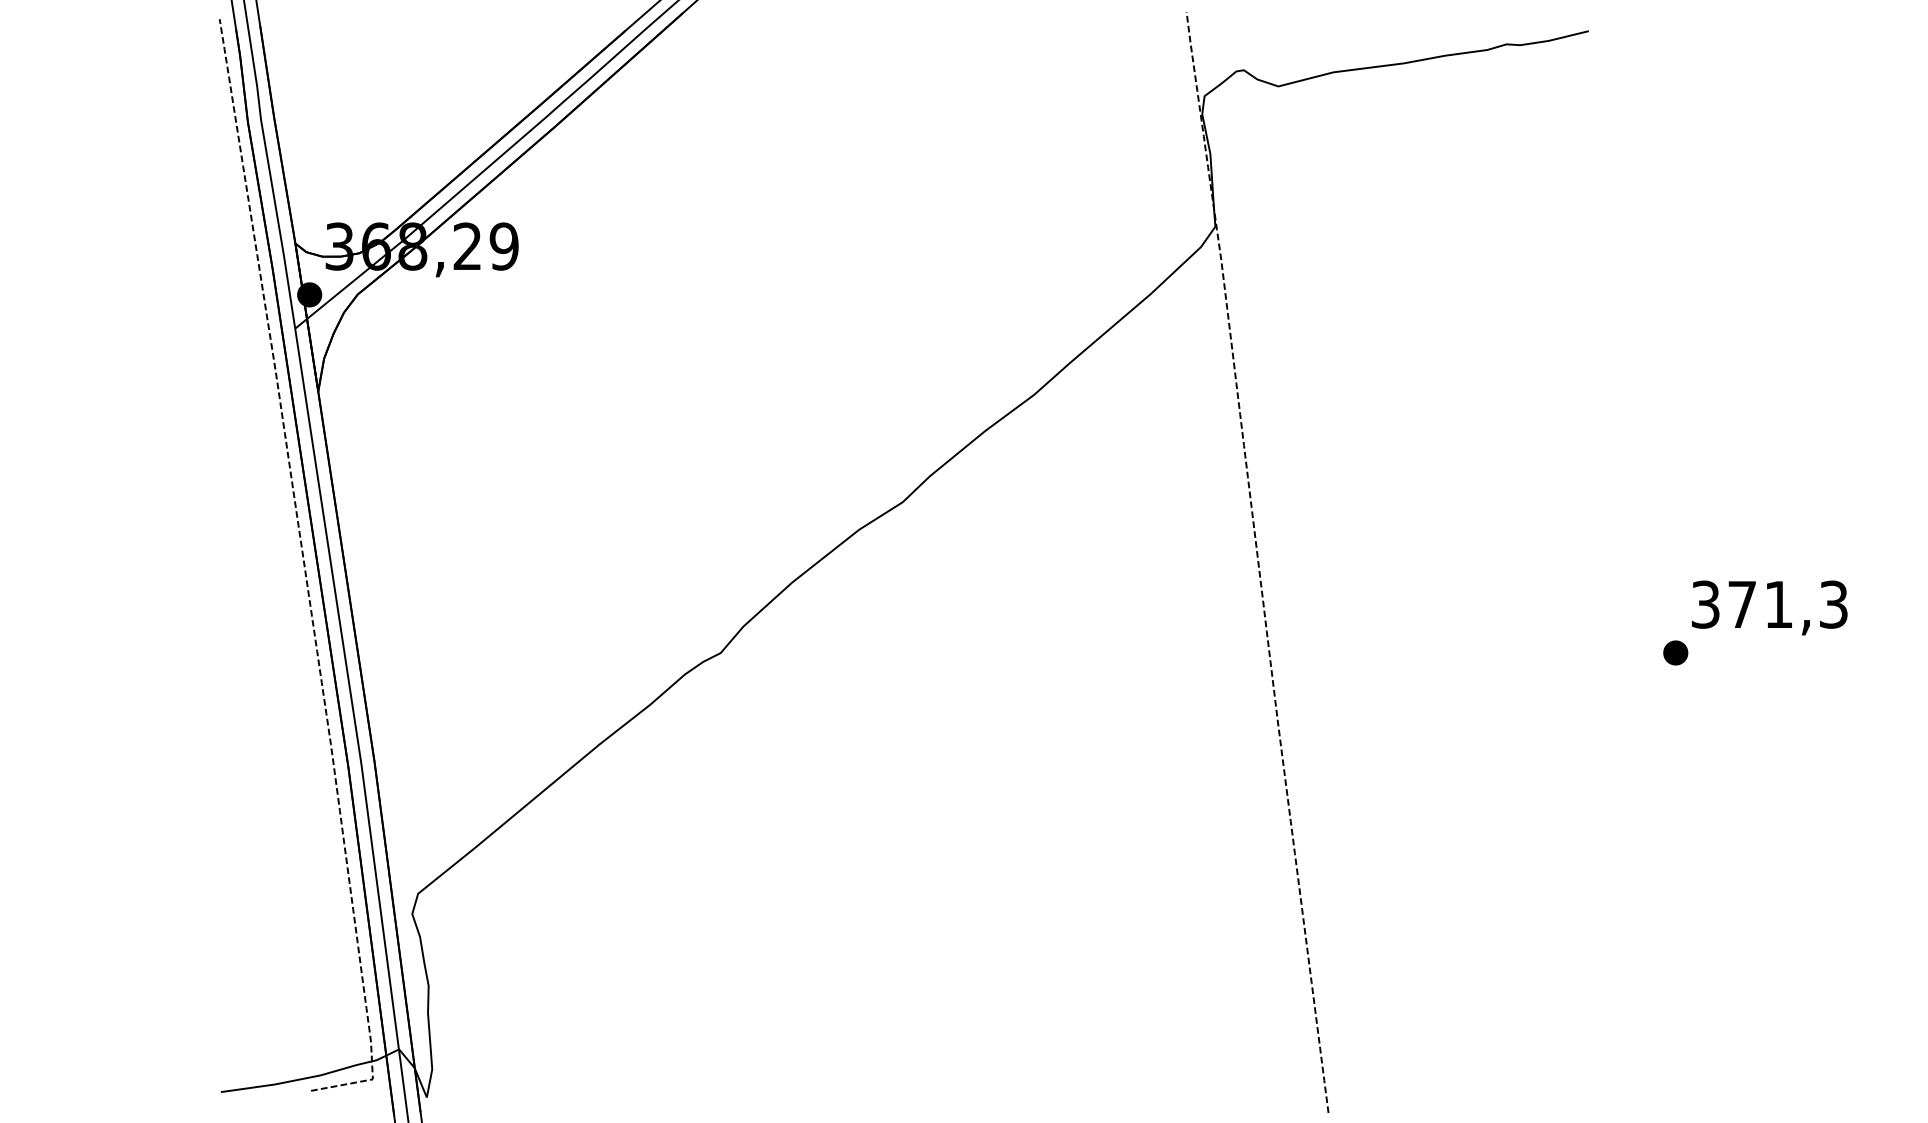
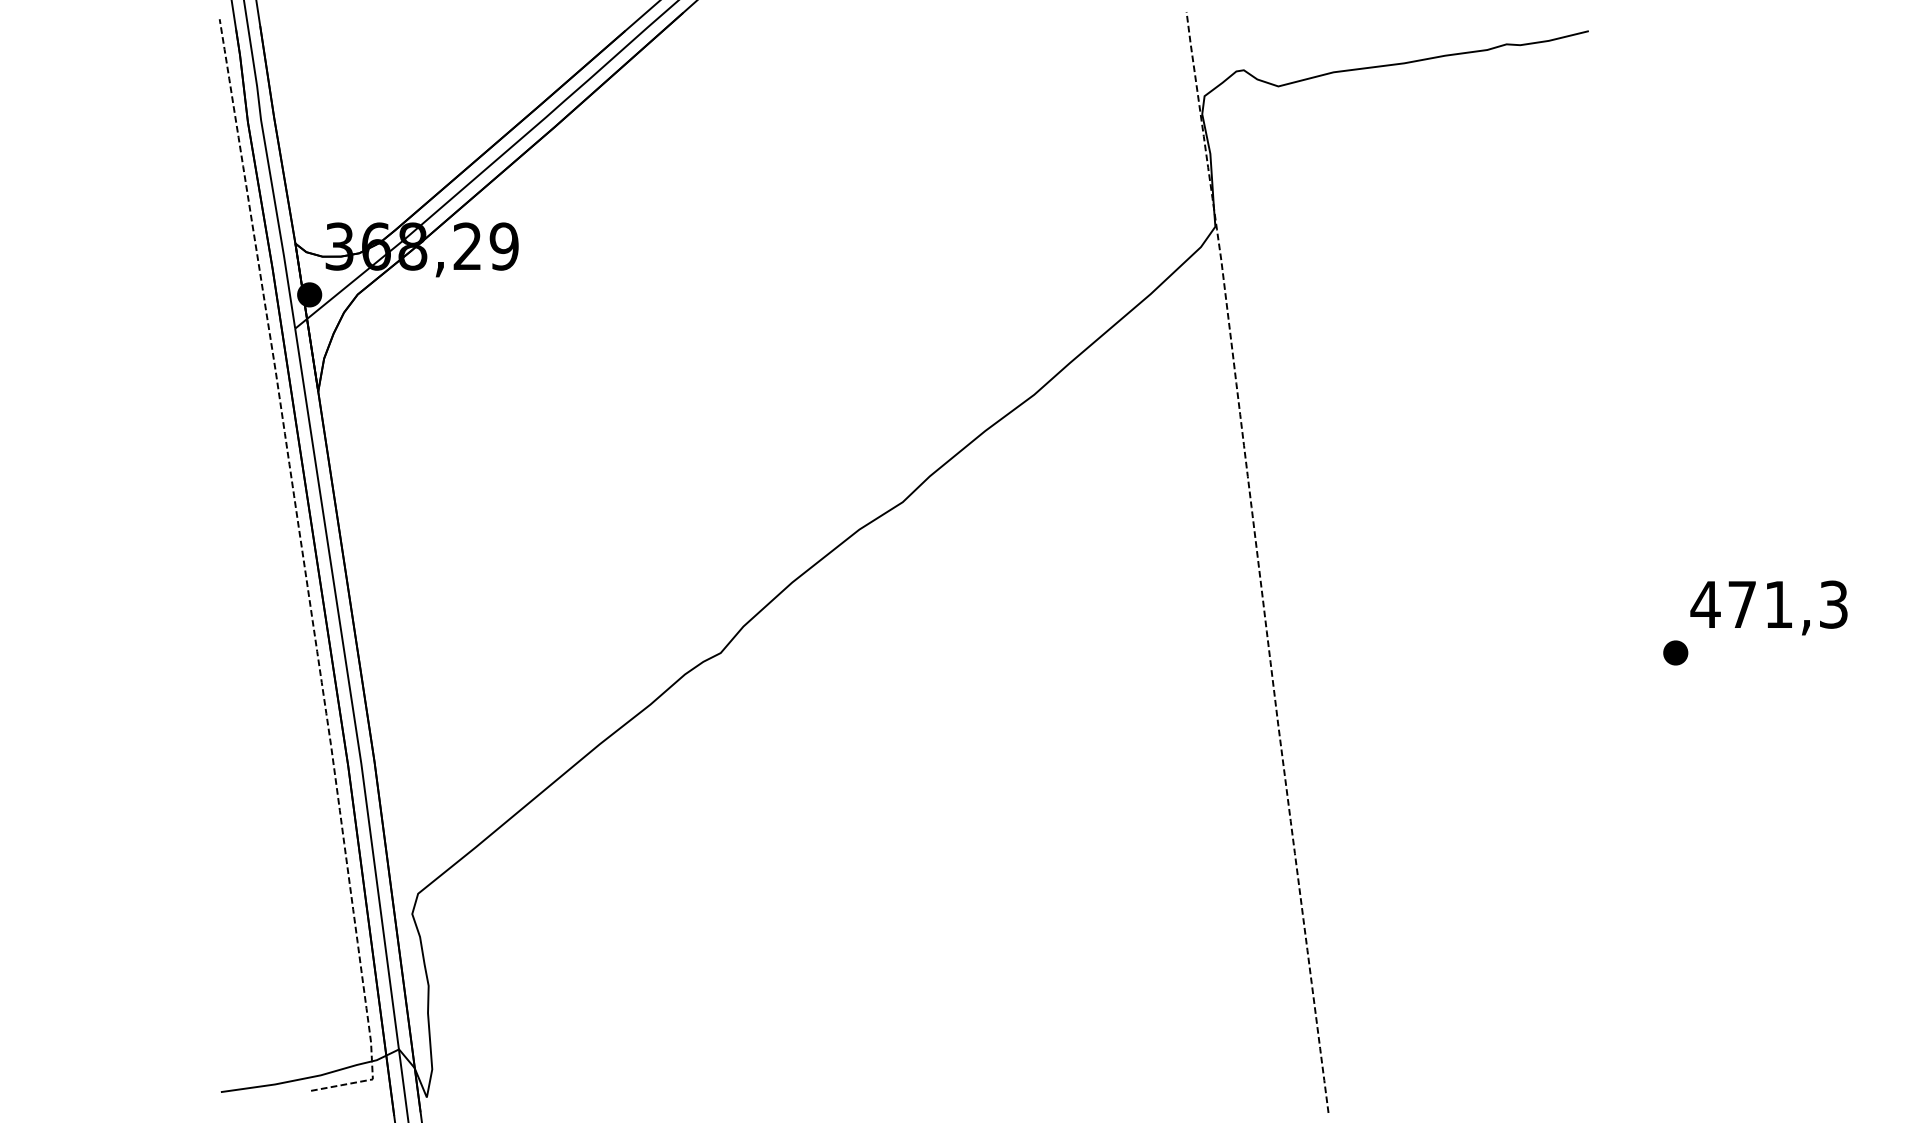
text: 371,3 -> 471,3 (1705, 604)
